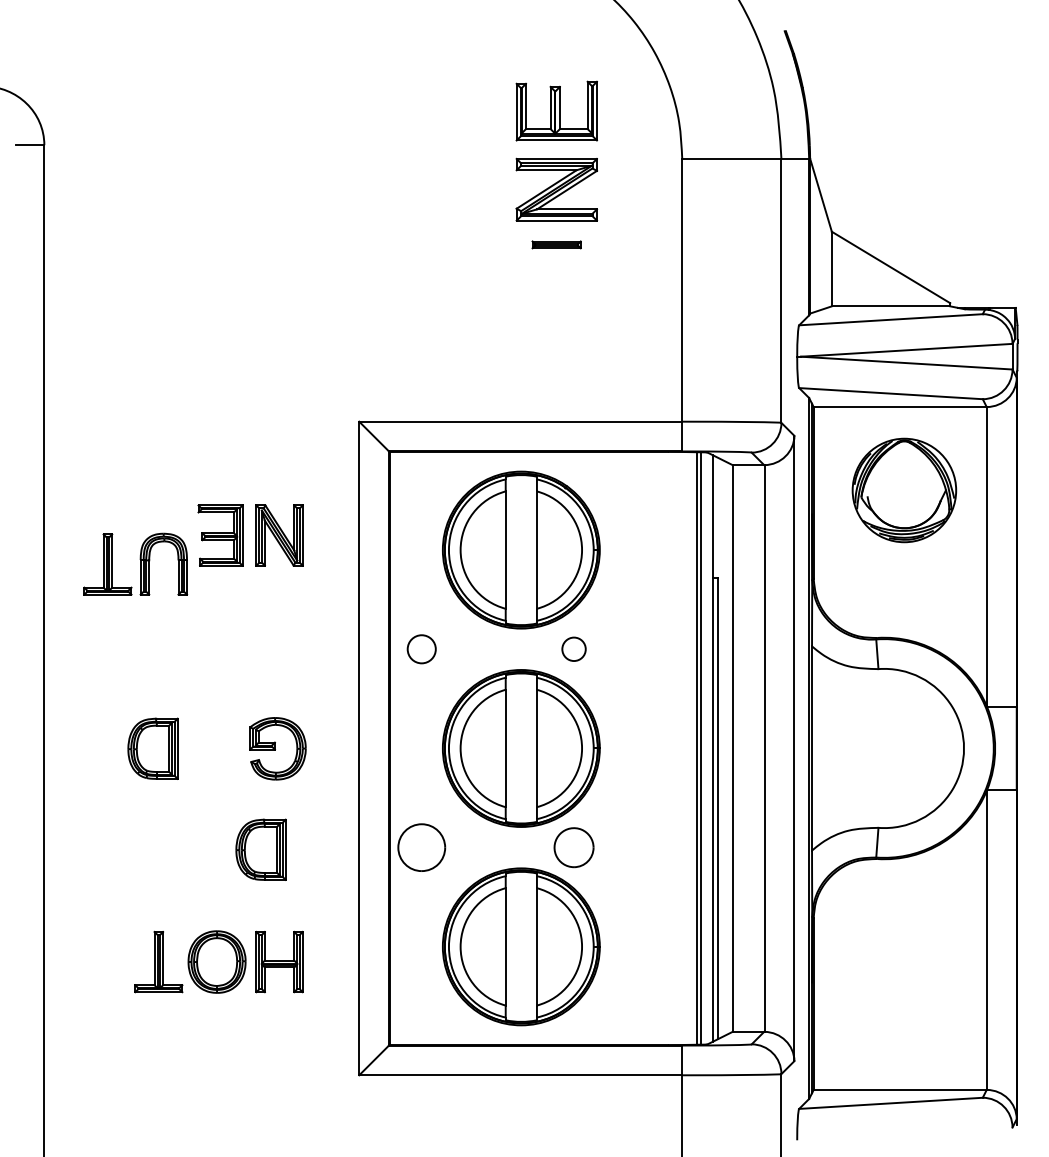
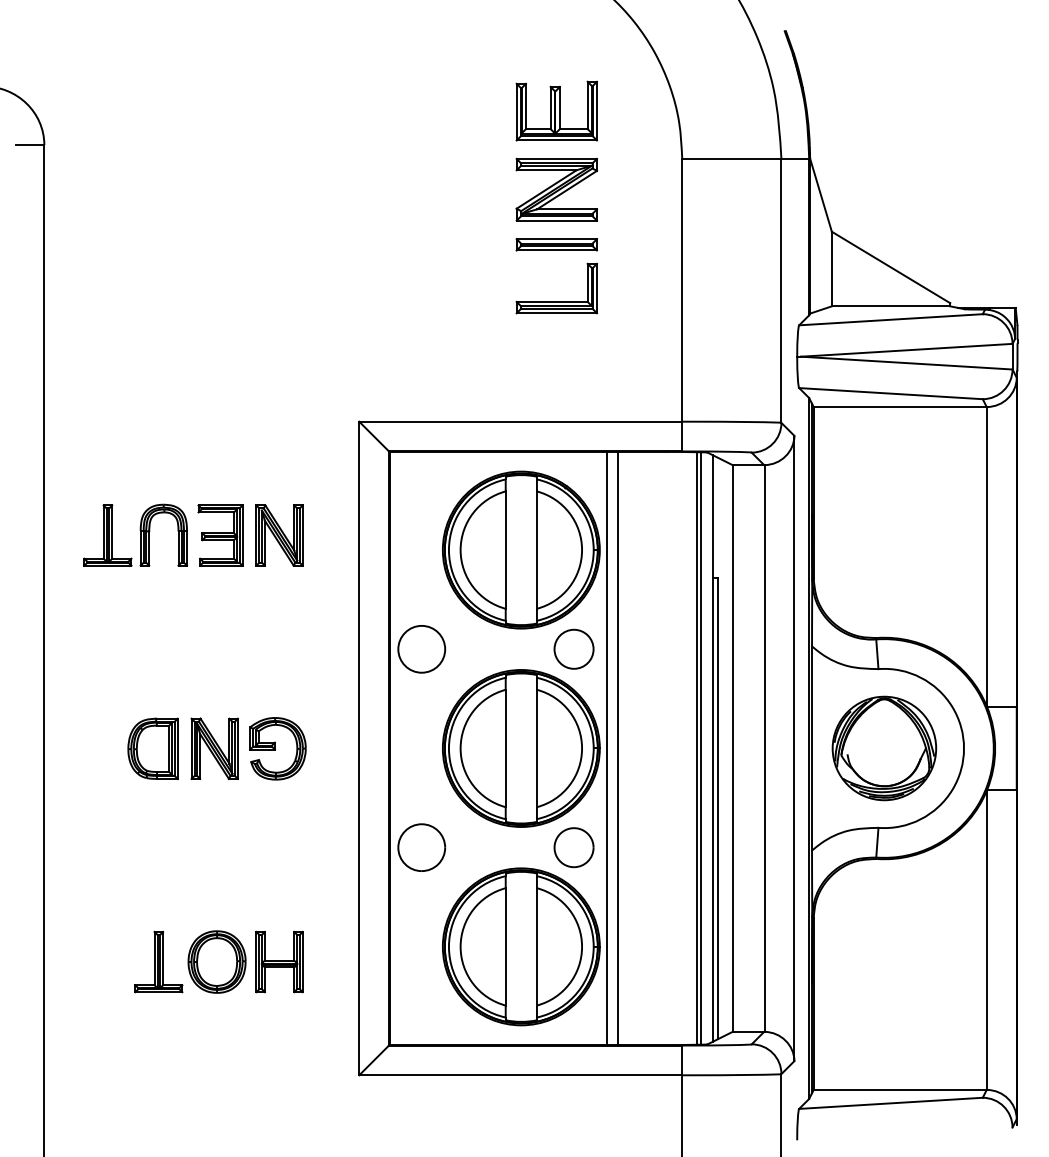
part size: 51x10 px -> 83x14 px (556, 244)
part: none -> present (556, 301)
part position: (904, 490) -> (884, 748) (884, 748)
part position: (135, 563) -> (135, 534) (135, 534)
circle diameter: 28 px -> 47 px (421, 648)
circle diameter: 23 px -> 39 px (573, 648)
part: none -> present (214, 748)
line: none -> present (606, 748)
line: none -> present (617, 748)
part: present -> none (260, 849)
